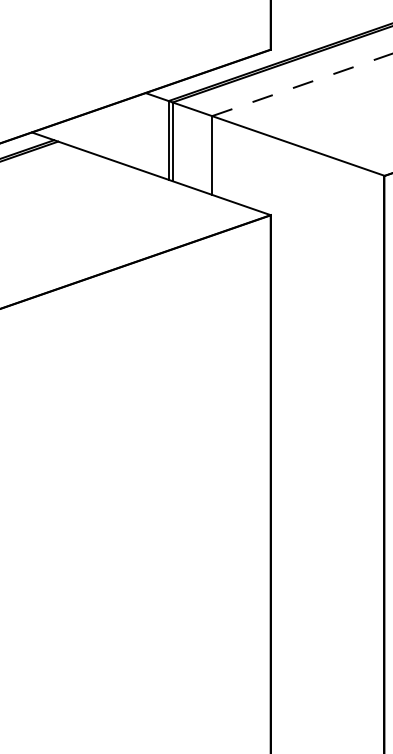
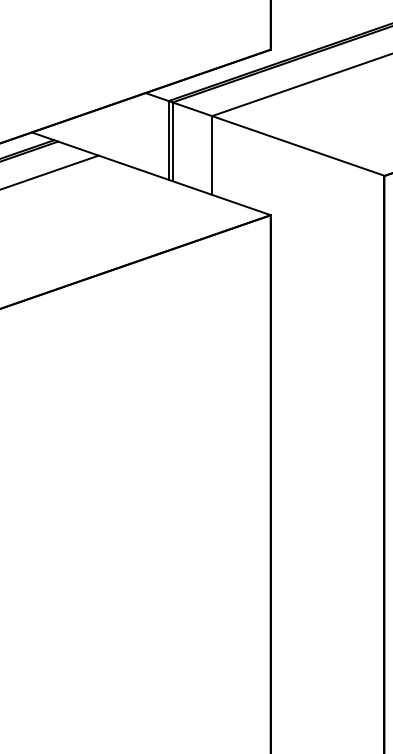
line: dashed -> solid (302, 84)
line: none -> present (50, 172)
